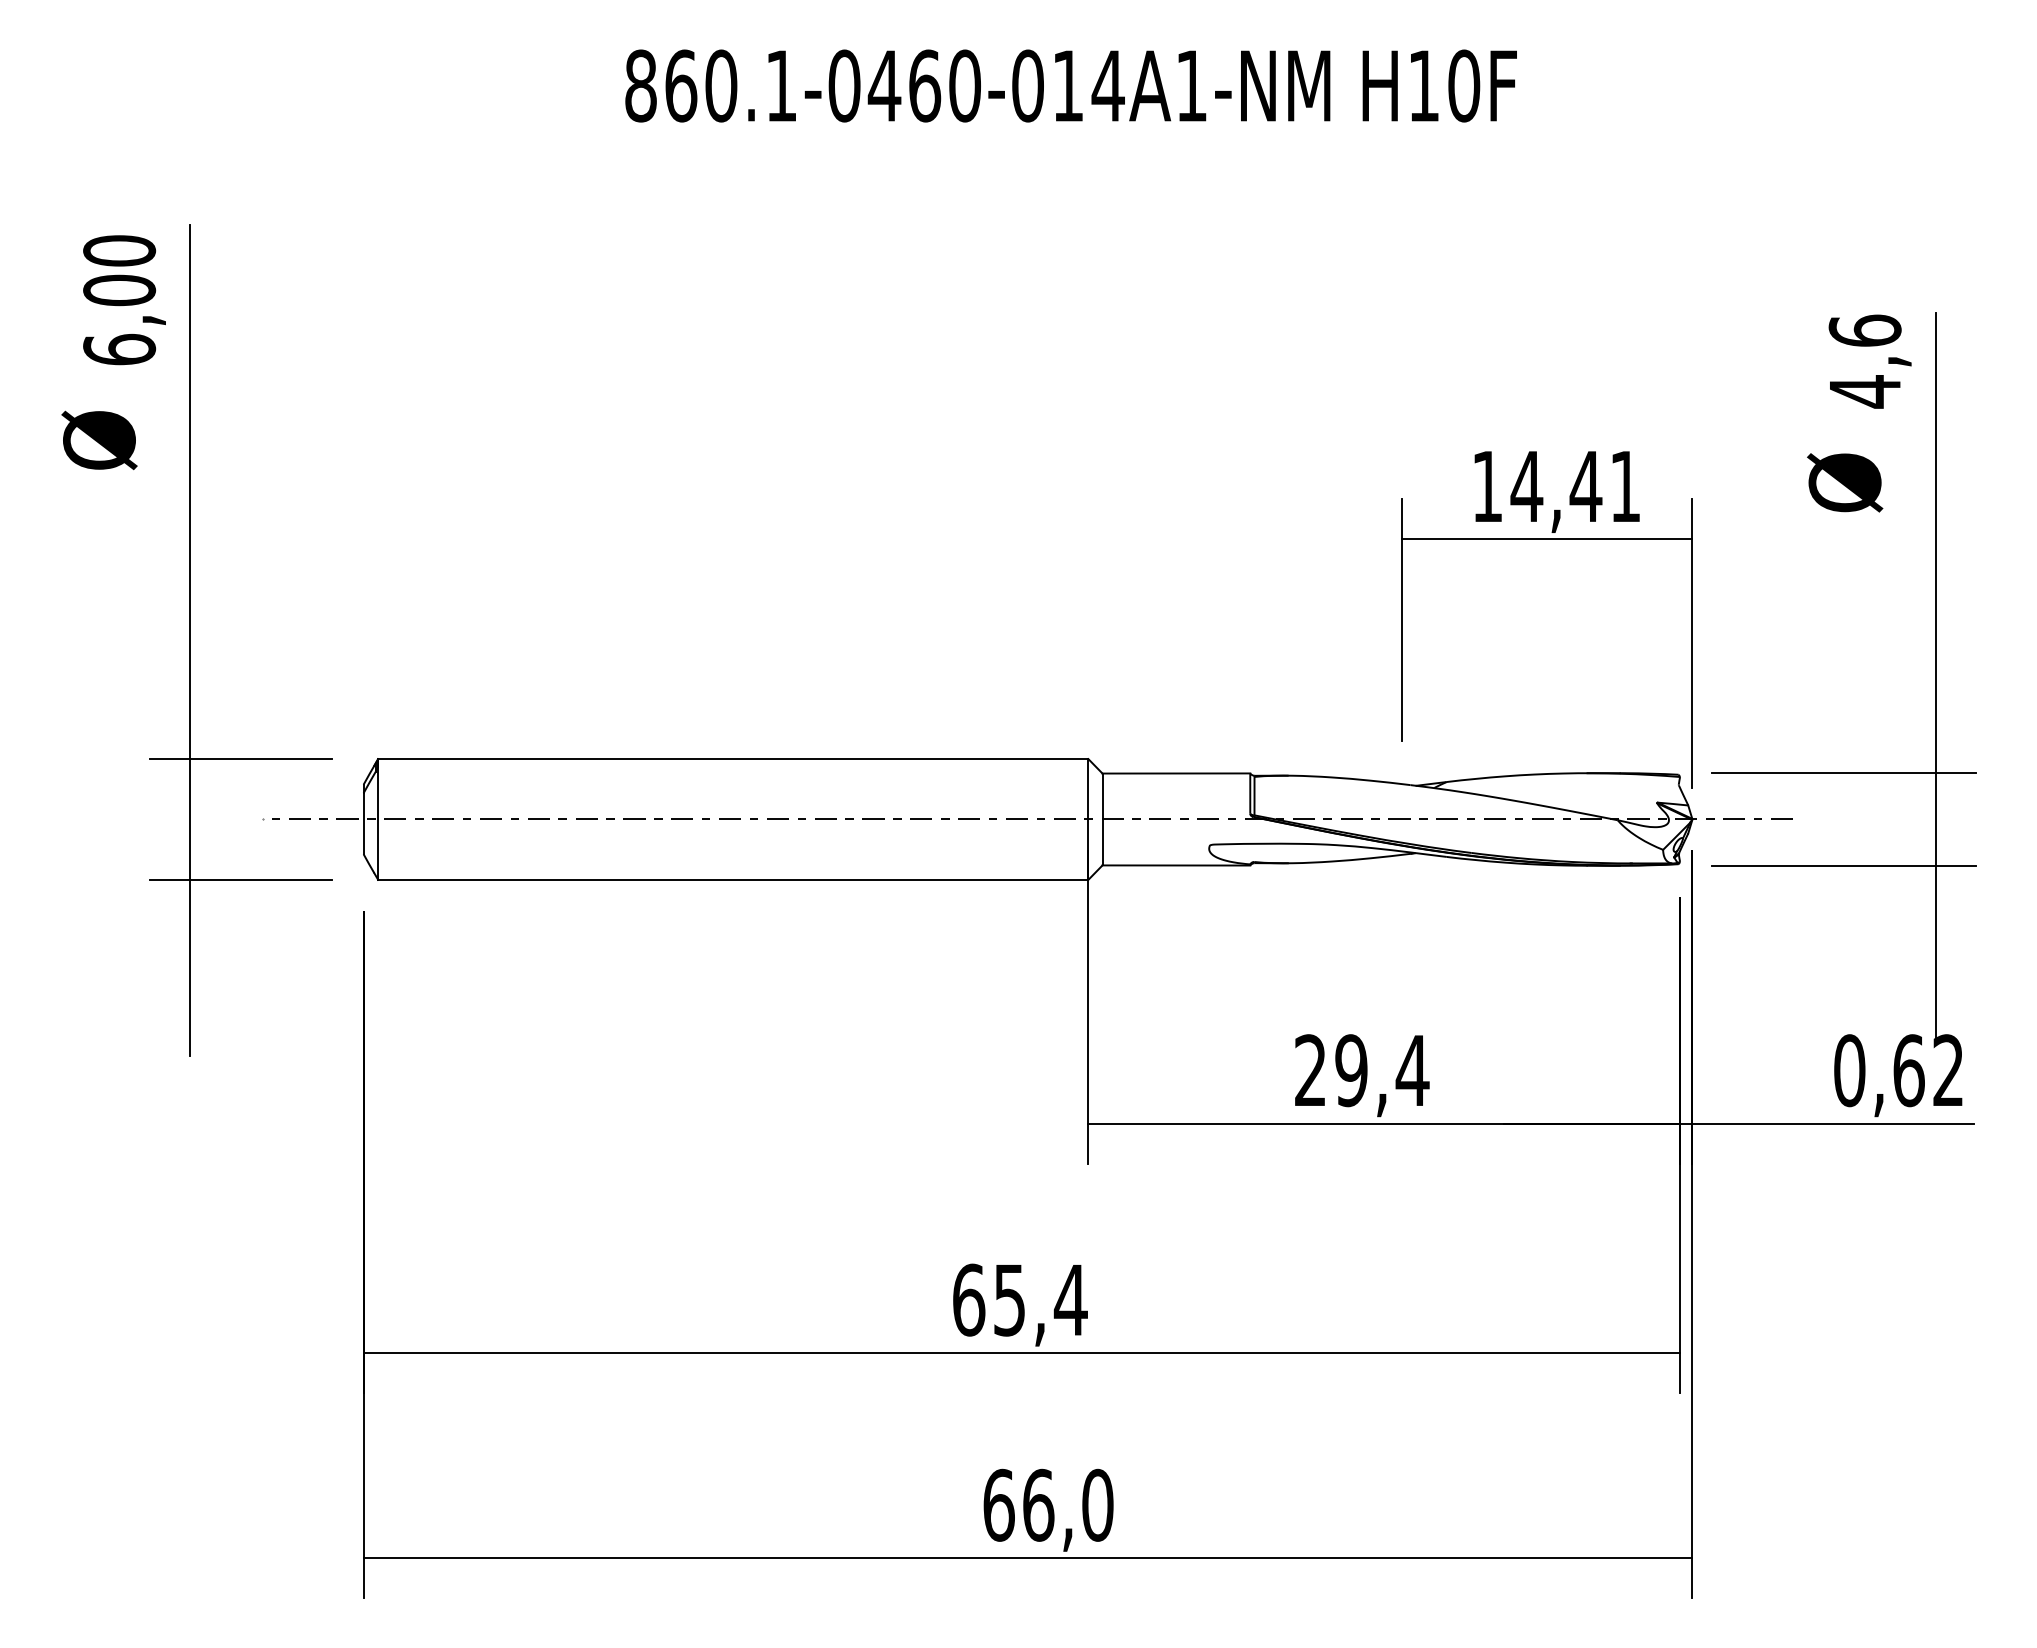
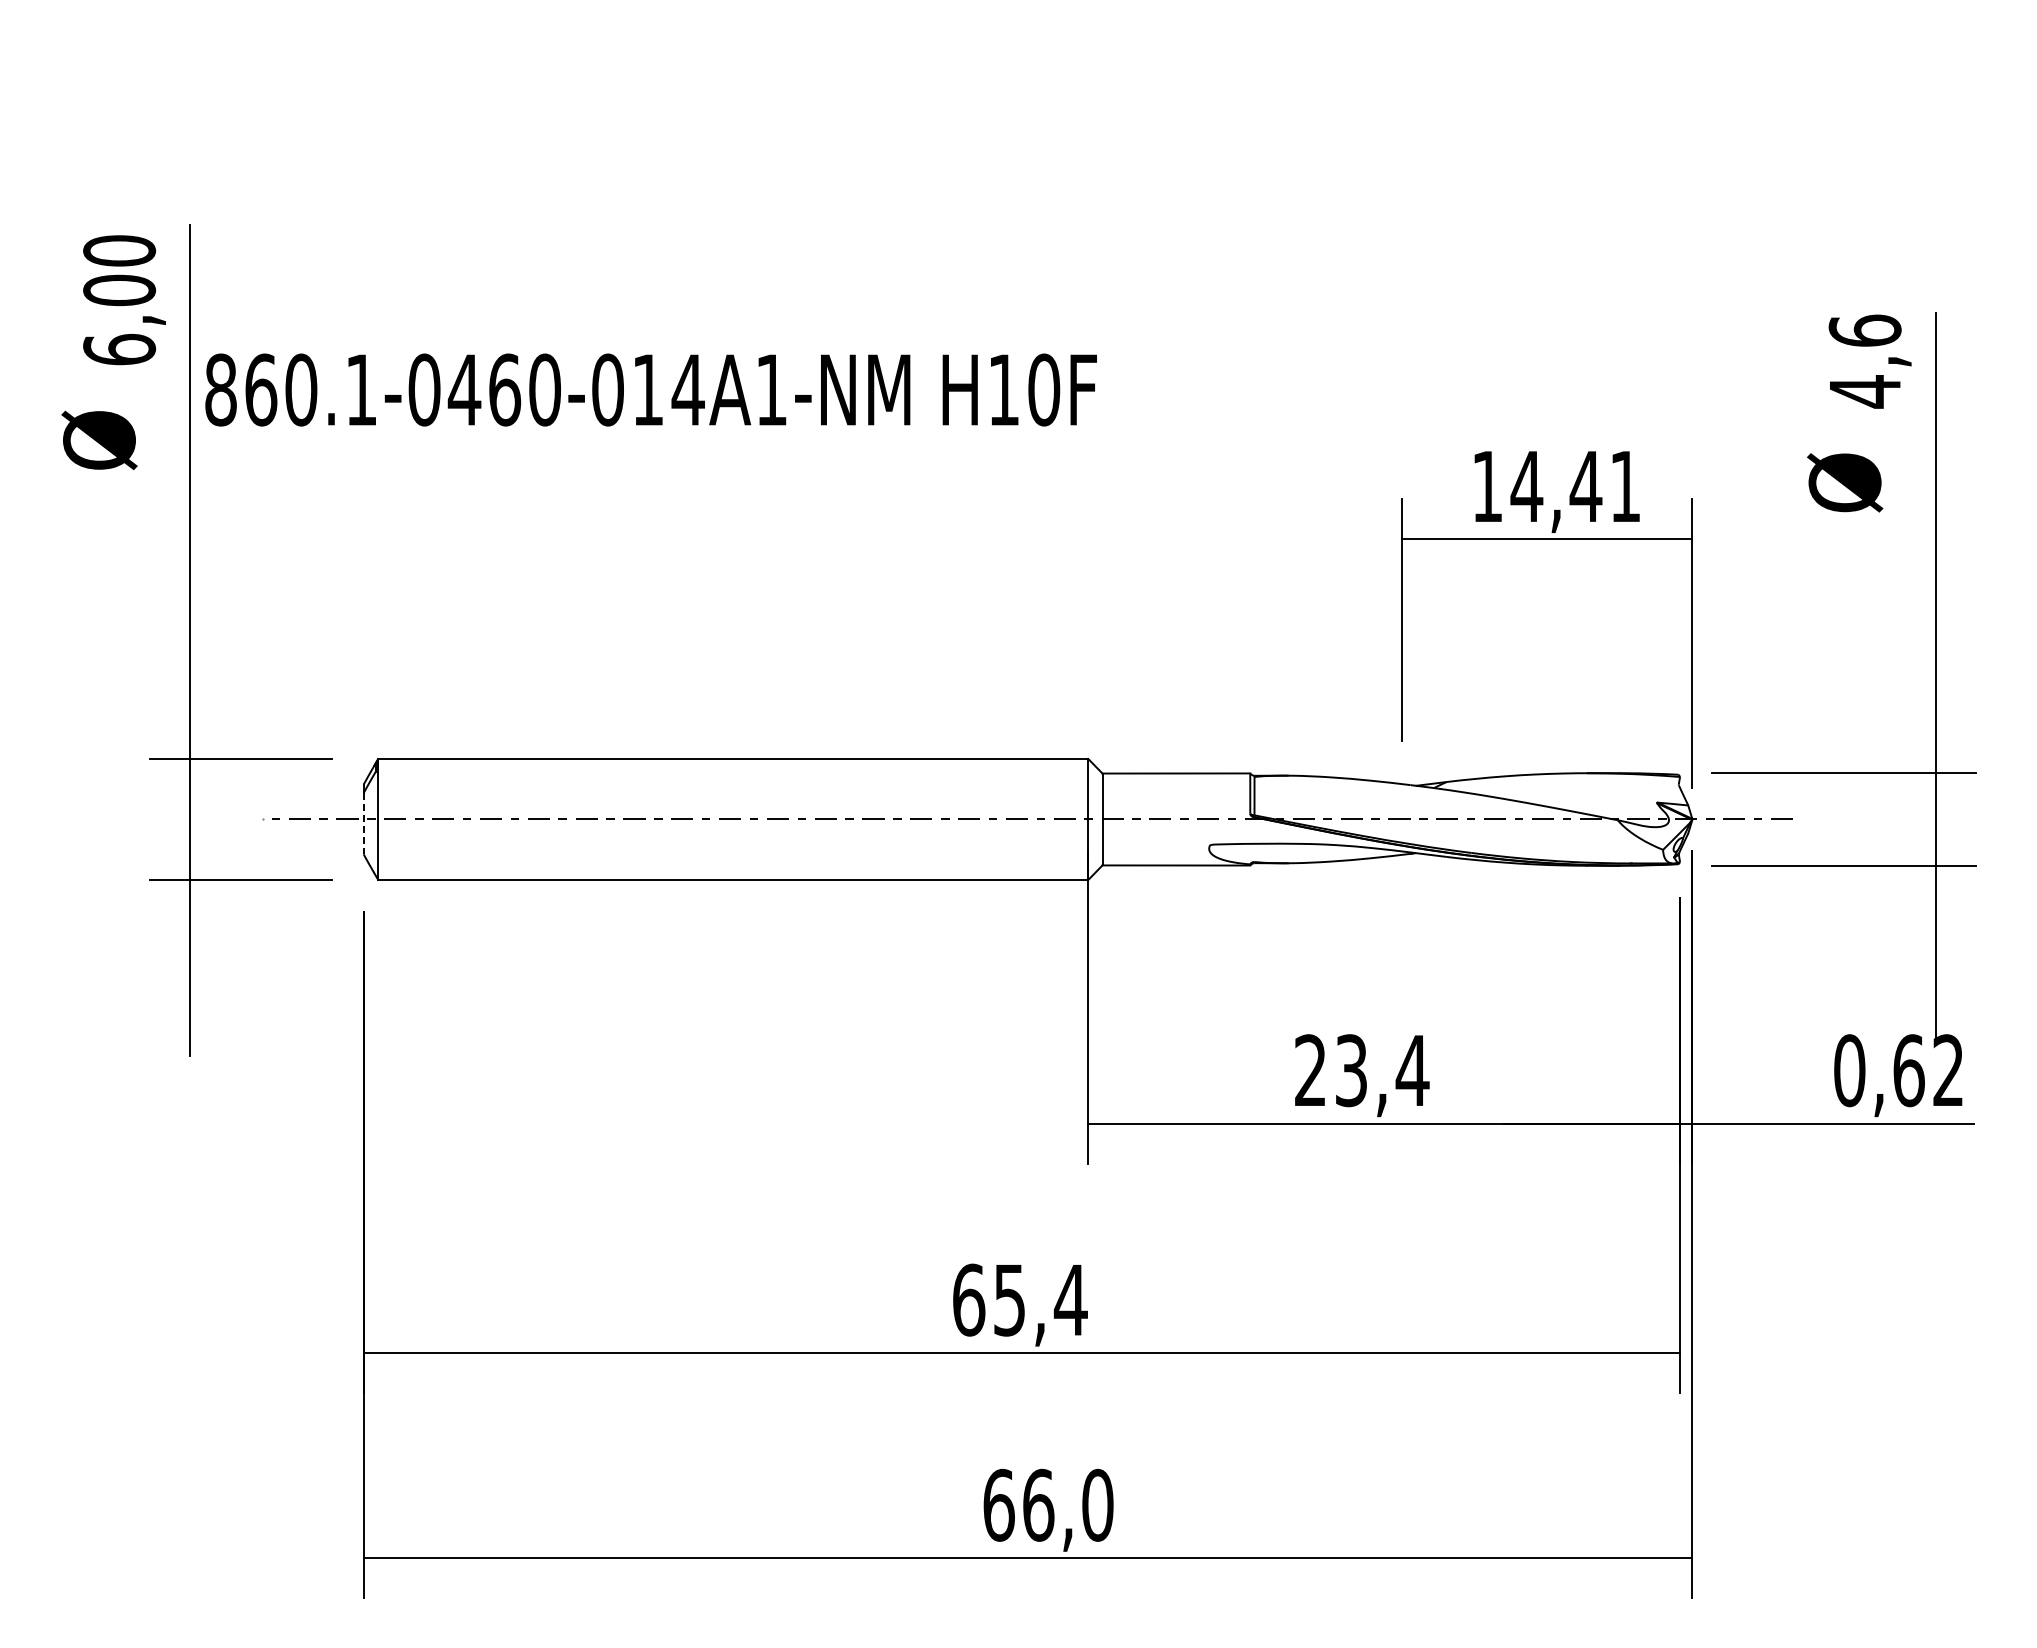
text position: (1070, 85) -> (650, 389) (650, 389)
line: solid -> dashed (363, 823)
text: 29,4 -> 23,4 (1351, 1070)
